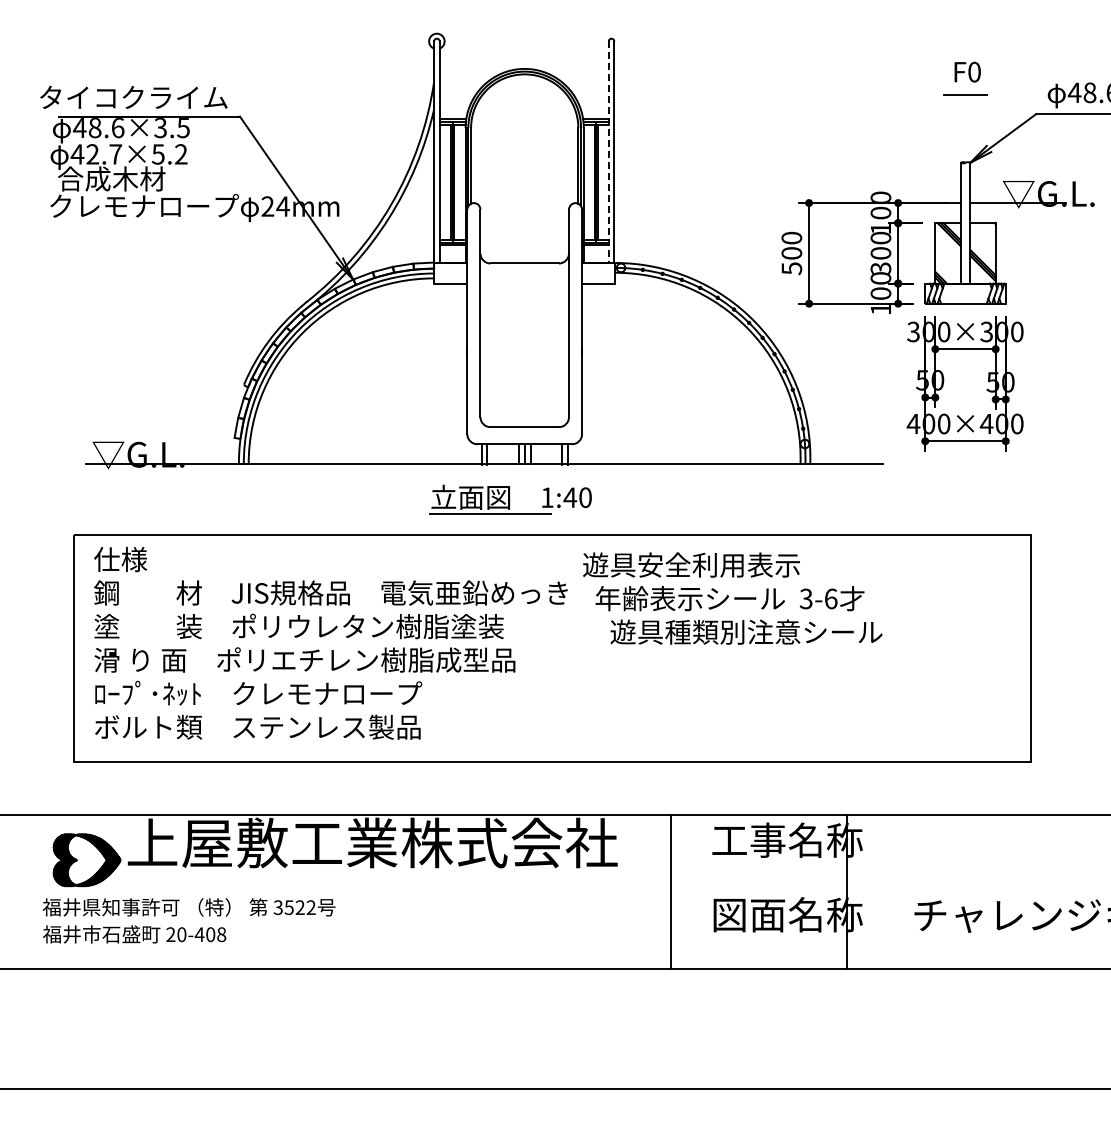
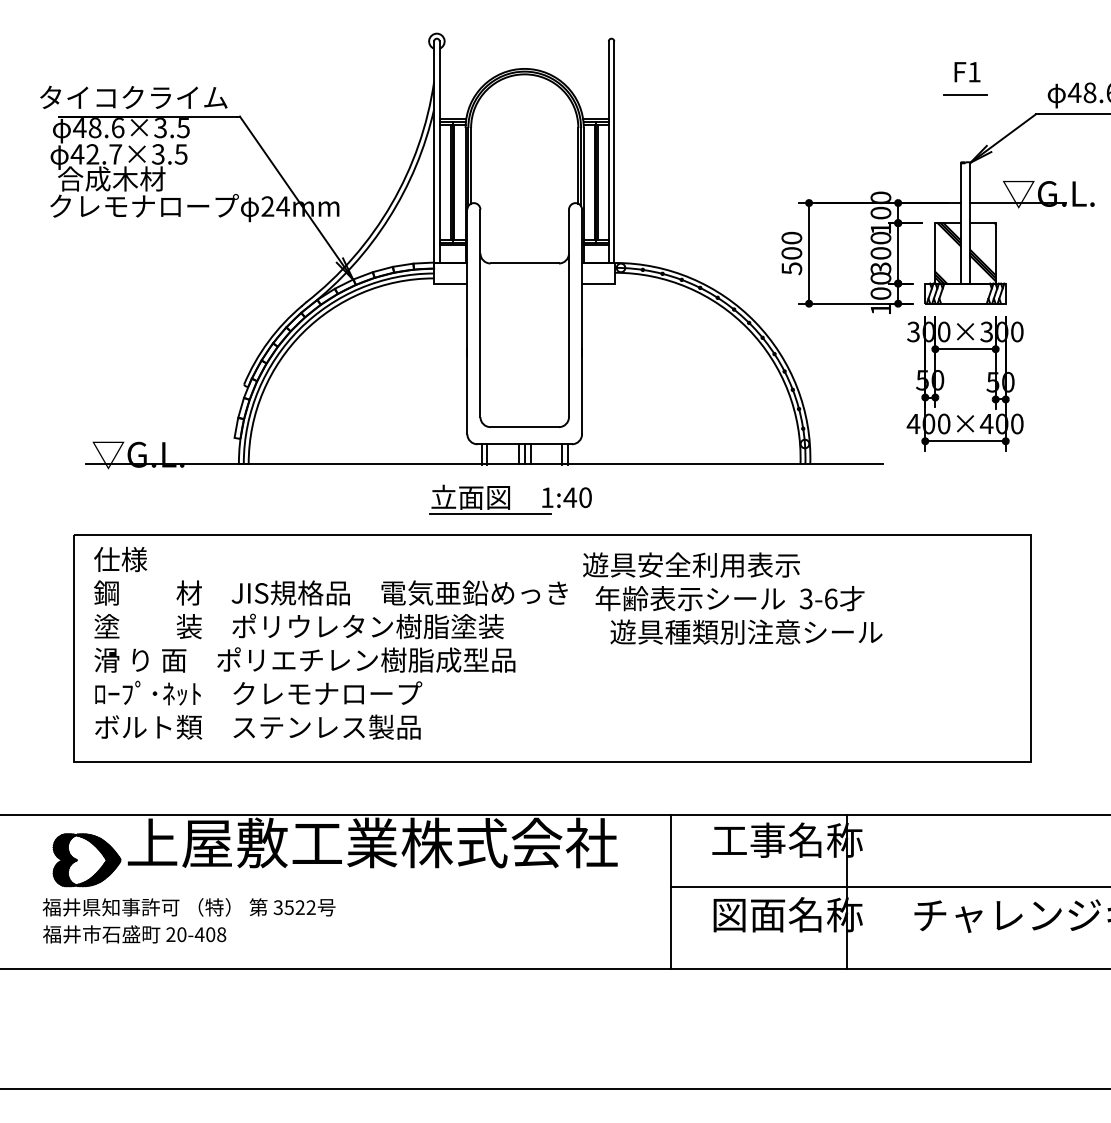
text: F0 -> F1 (974, 71)
line: dashed -> solid (608, 152)
text: 42.7×5.2 -> 42.7×3.5 (169, 154)
line: none -> present (889, 887)
